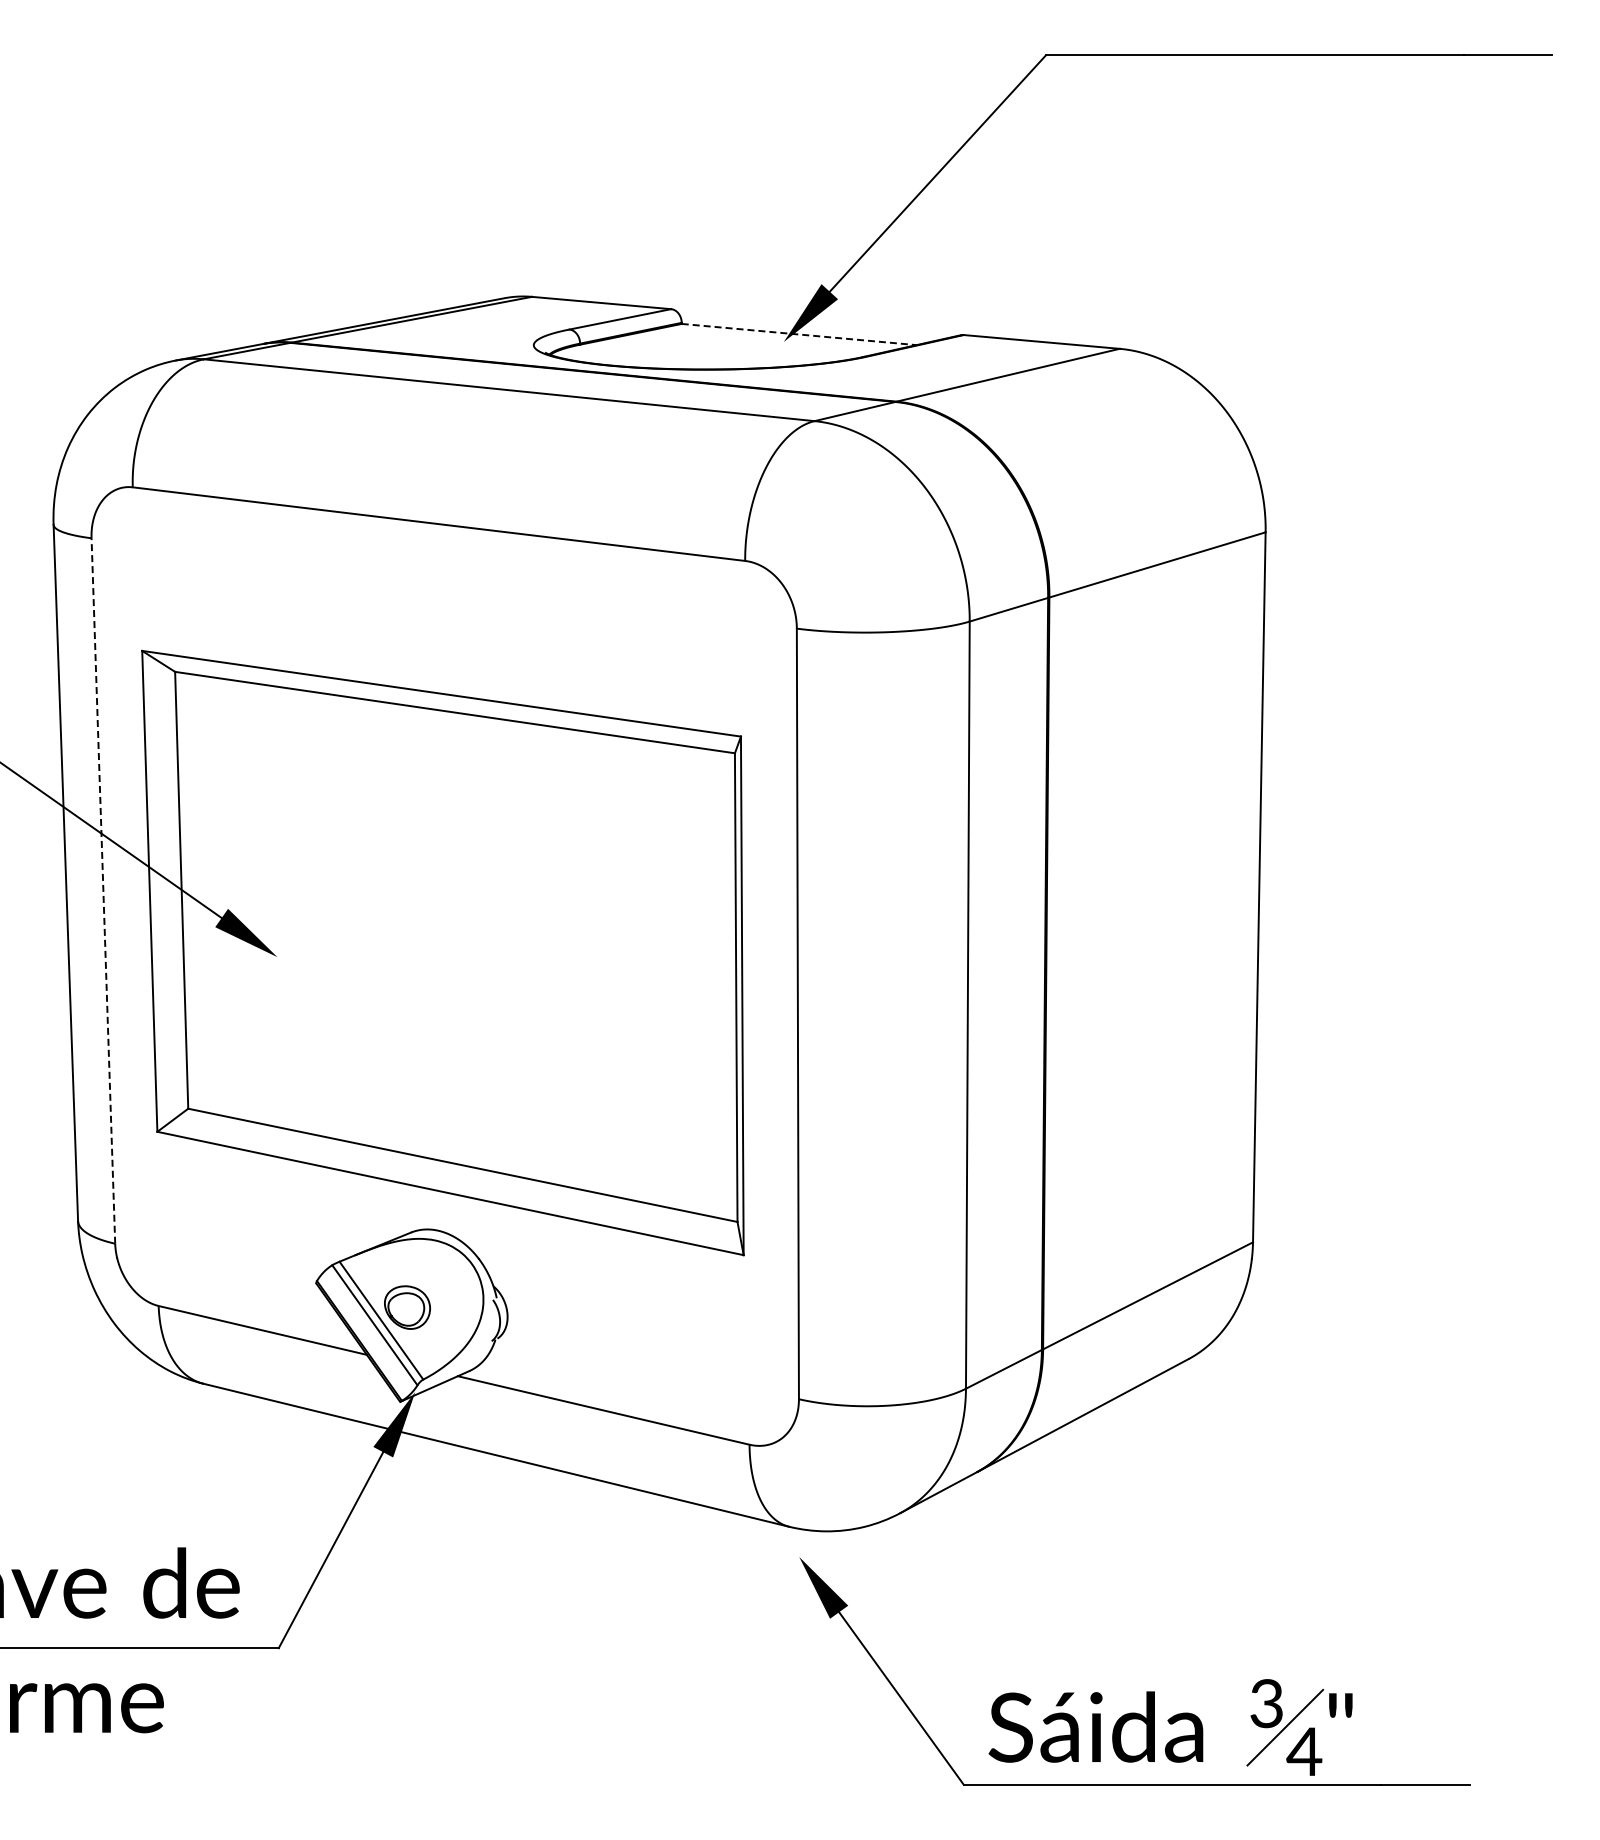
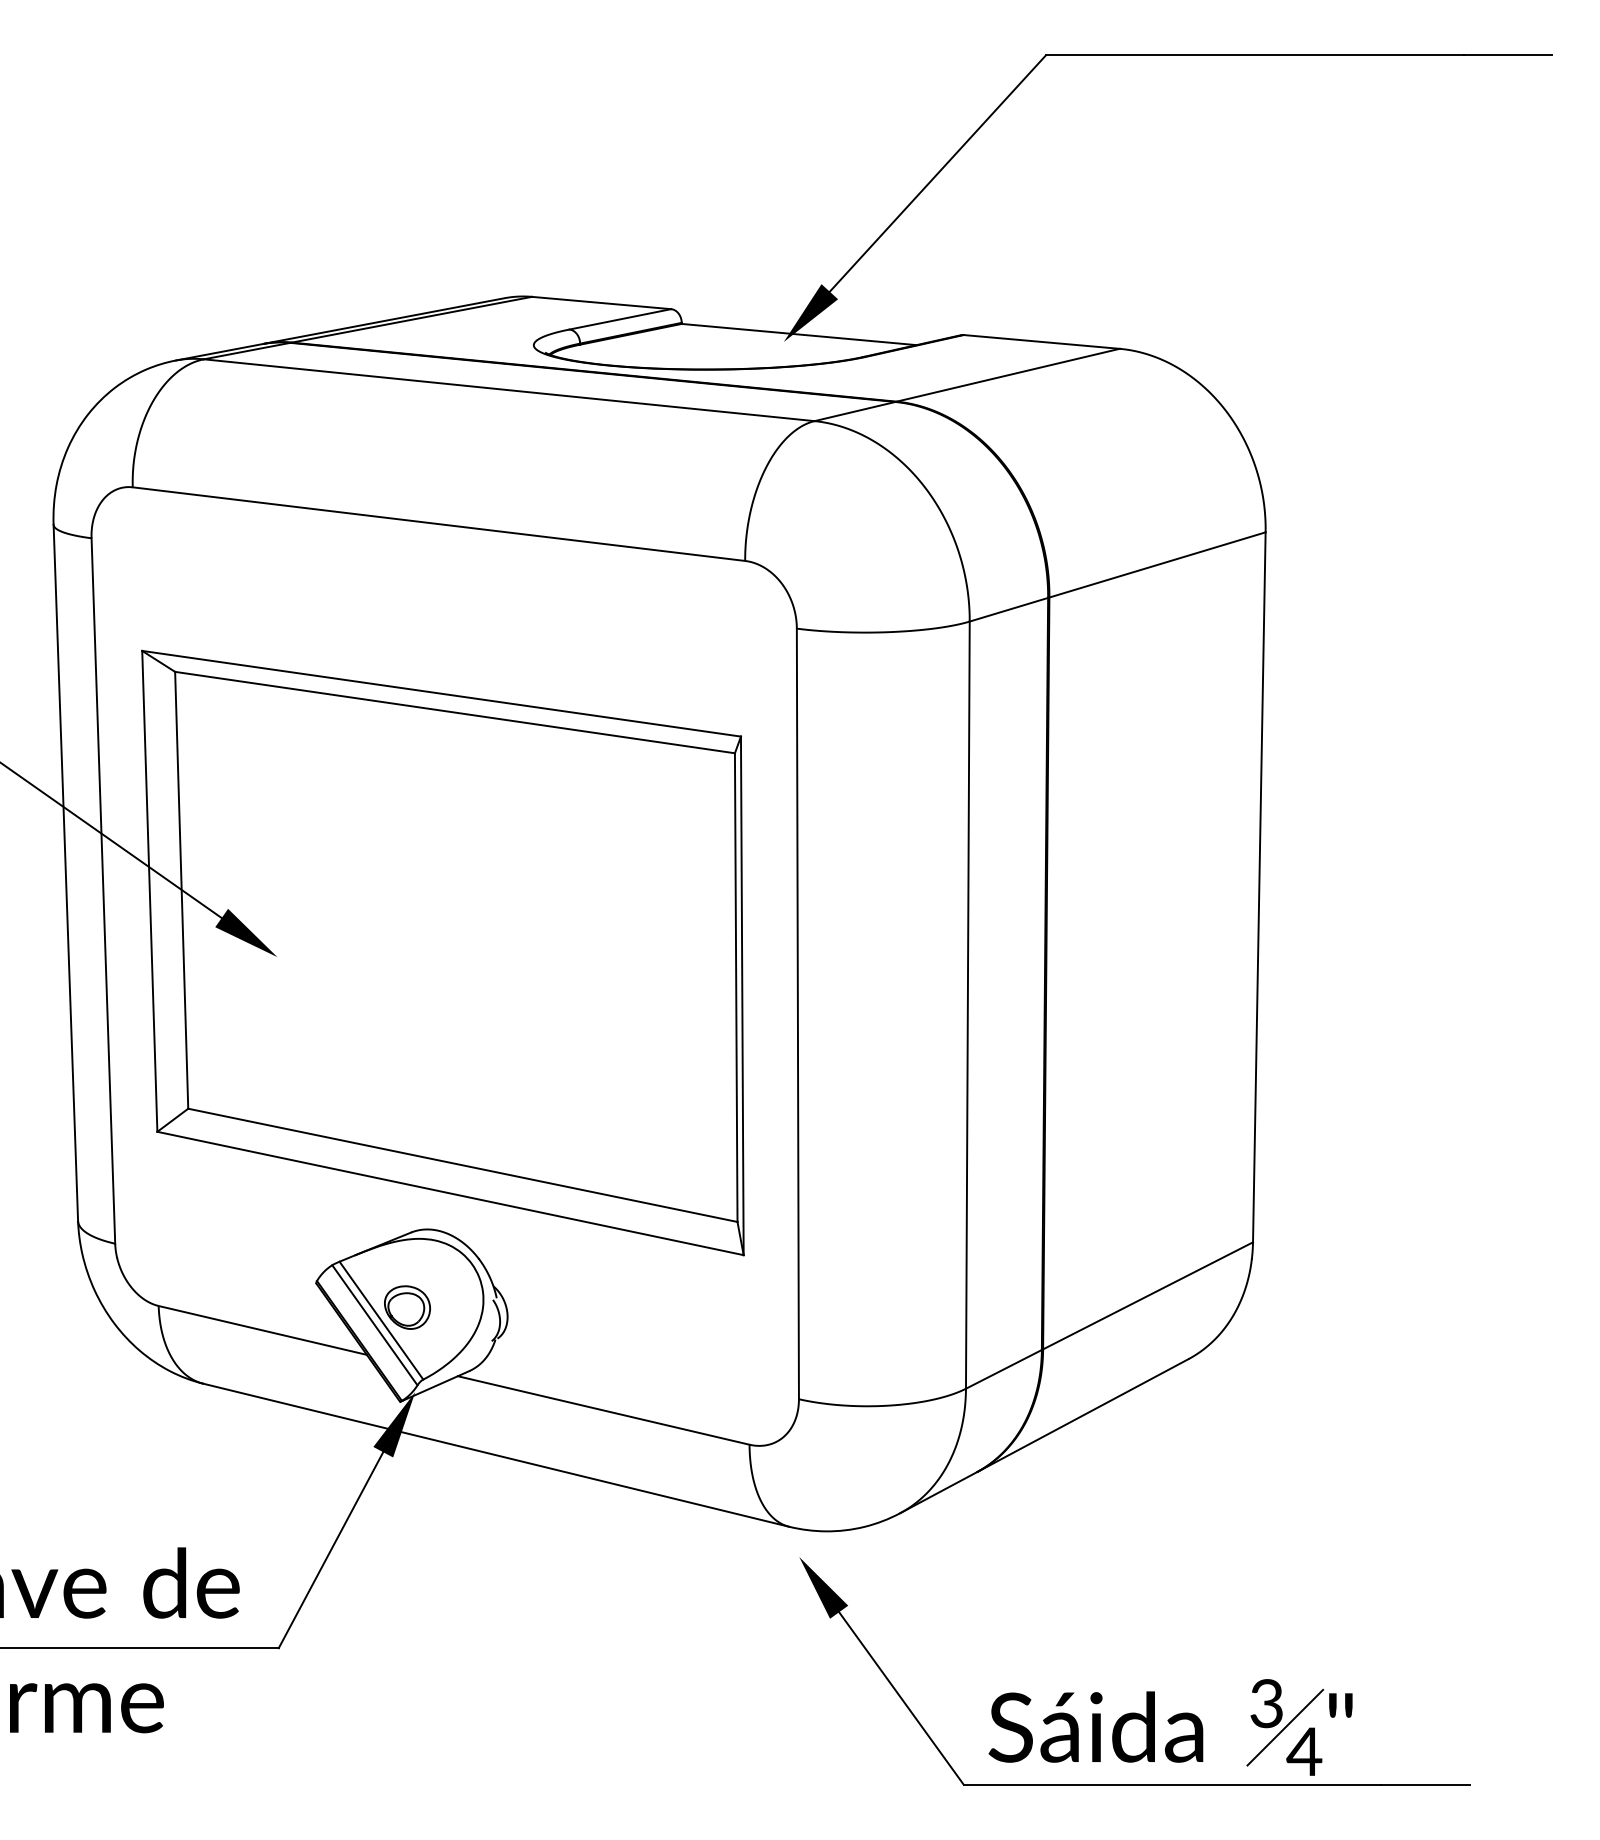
line: dashed -> solid (799, 334)
line: dashed -> solid (103, 891)
